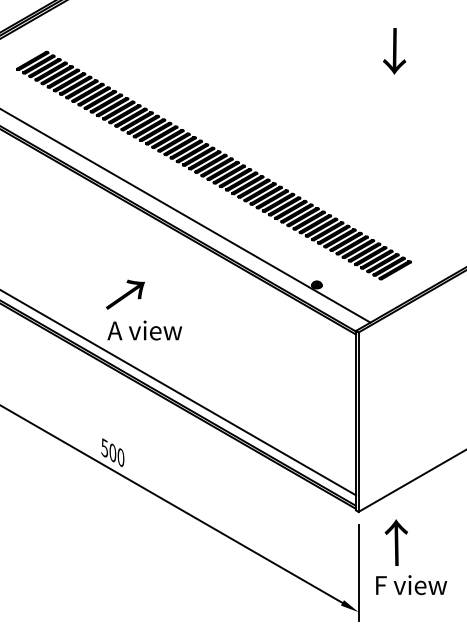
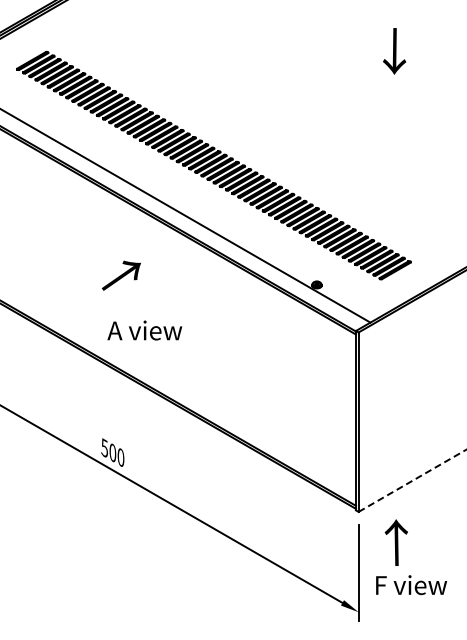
text position: (125, 294) -> (121, 275) (121, 275)
line: present -> none (178, 393)
line: solid -> dashed (413, 480)
